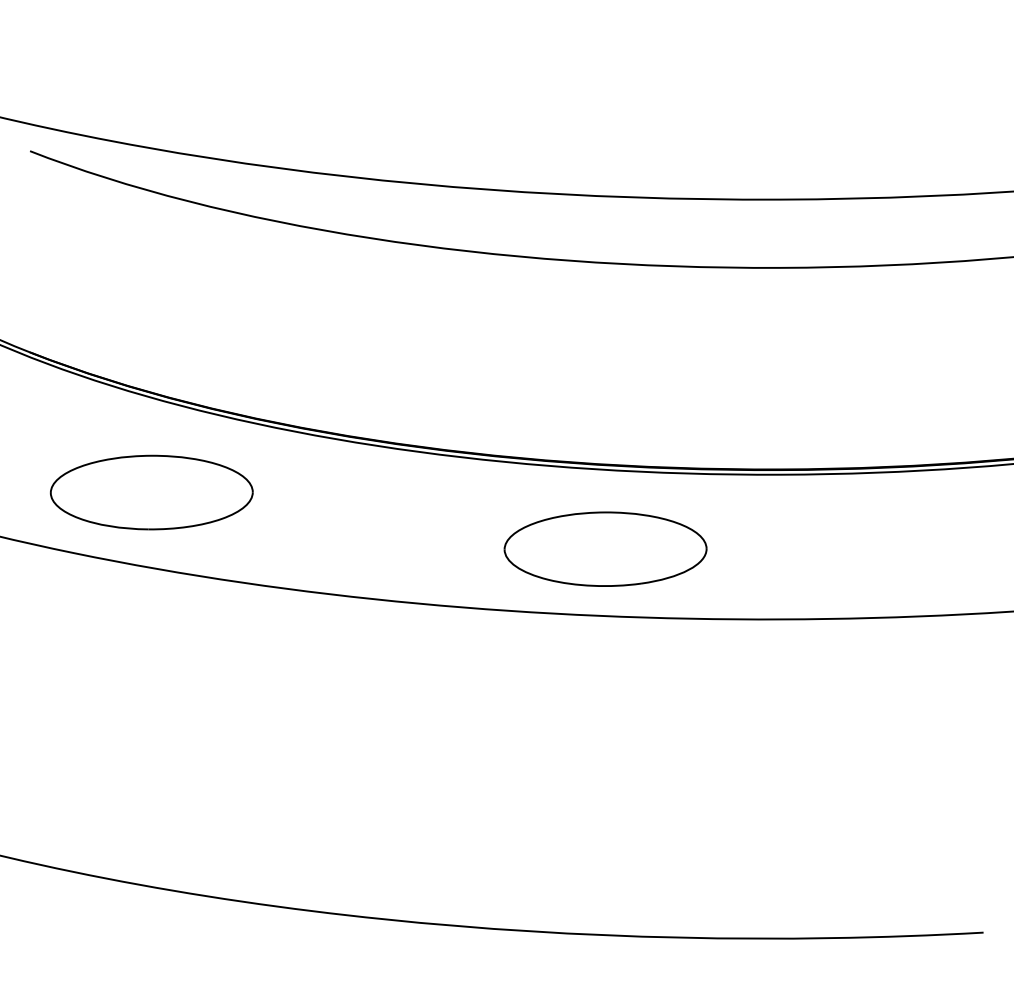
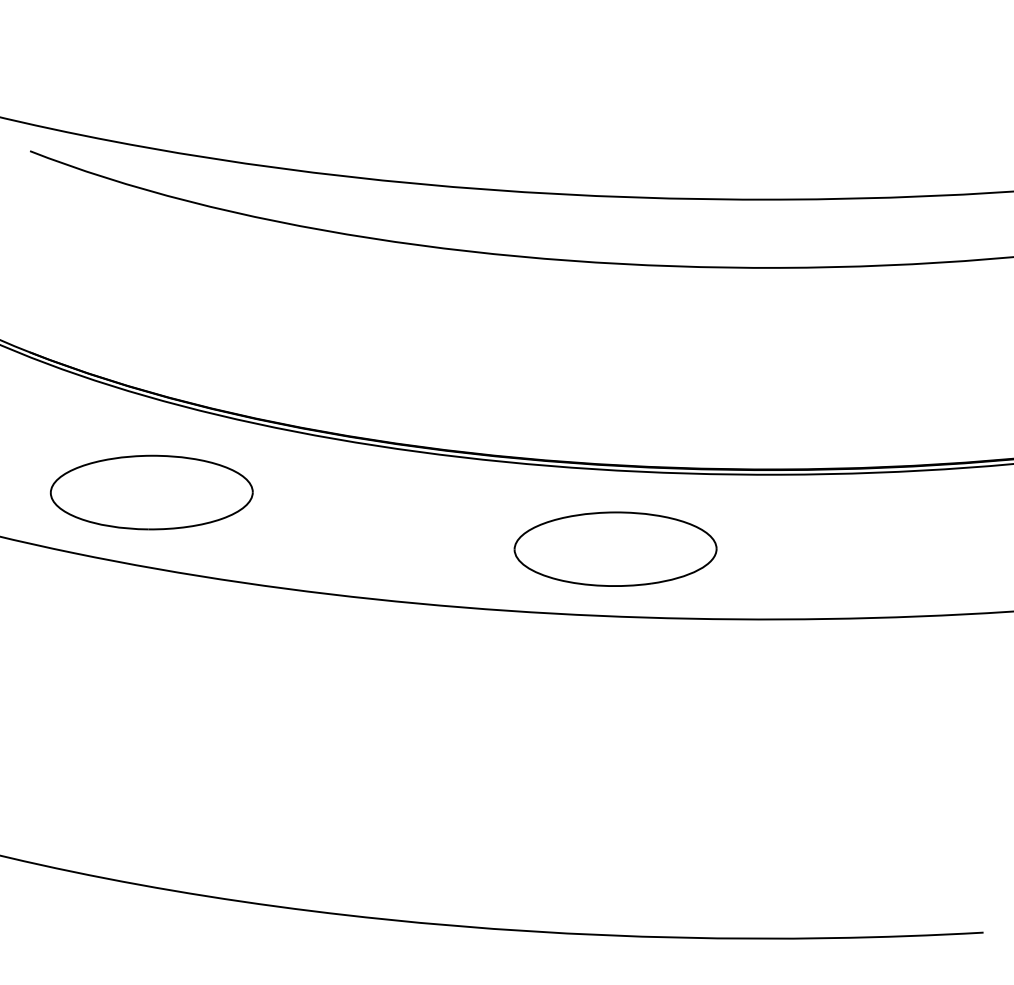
part position: (605, 548) -> (615, 548) (615, 548)
